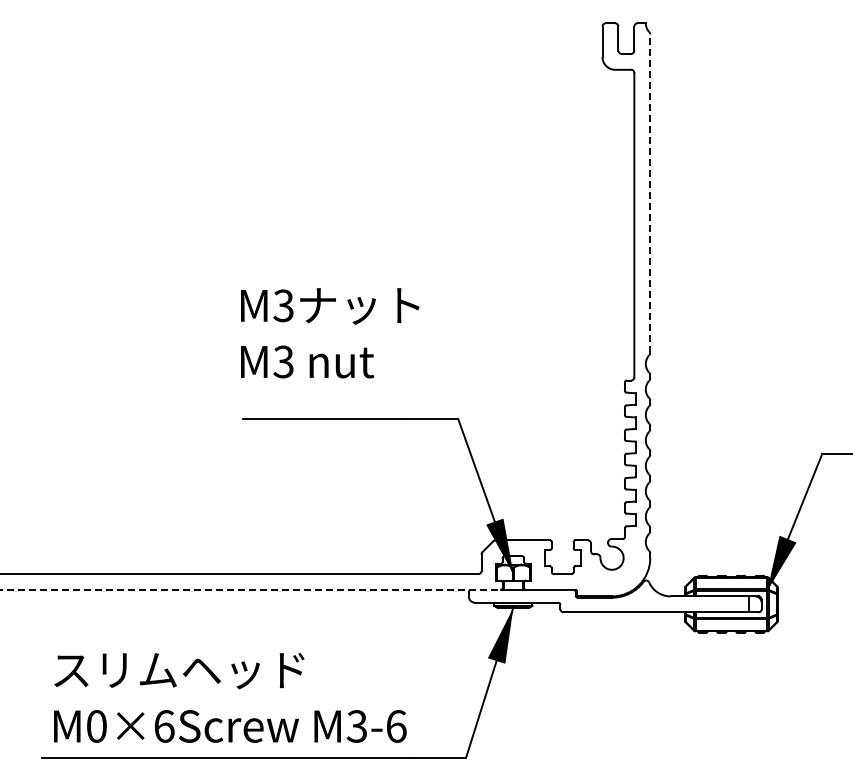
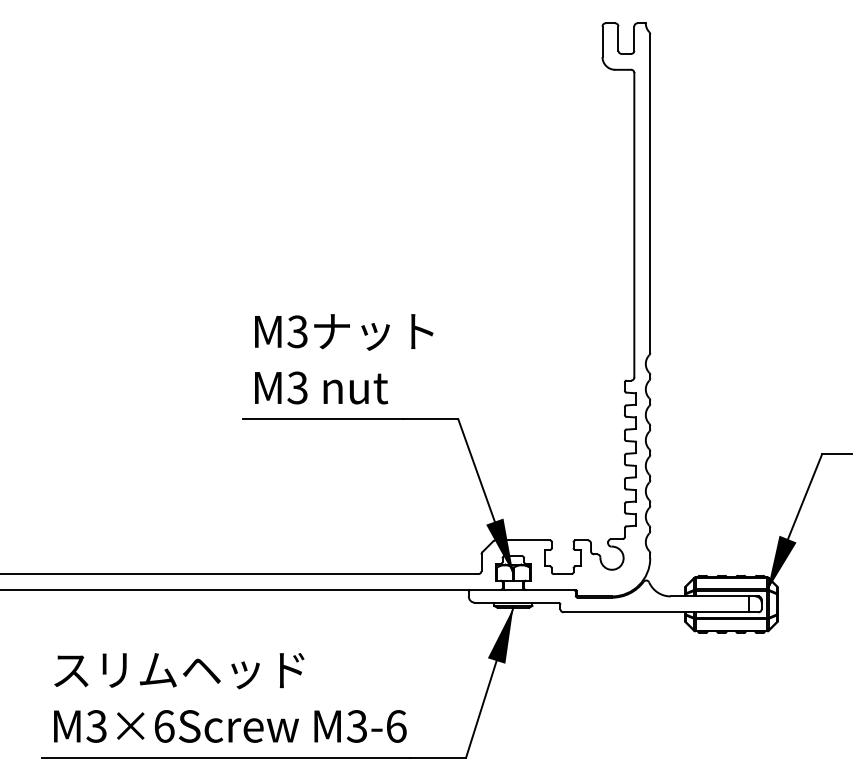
line: dashed -> solid (650, 193)
text position: (330, 333) -> (344, 359) (344, 359)
line: dashed -> solid (250, 590)
text: M0×6 -> M3×6 (96, 726)
